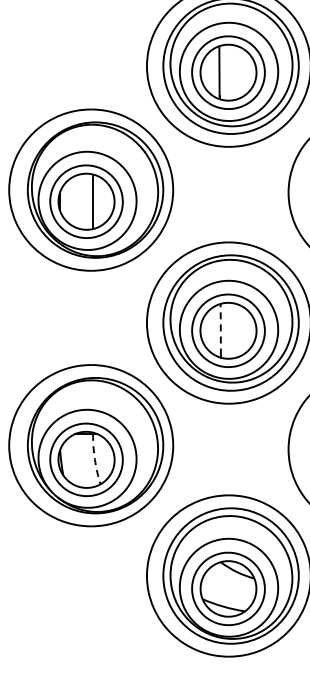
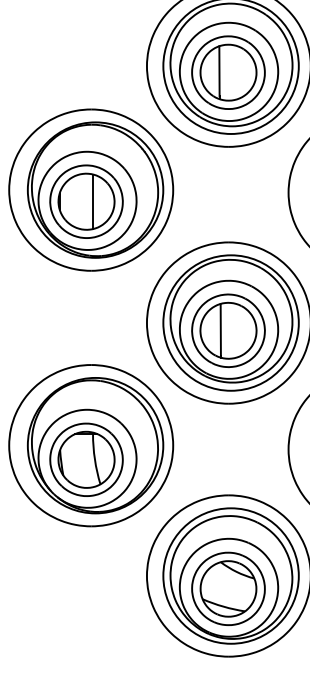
line: dashed -> solid (220, 329)
arc: dashed -> solid (94, 459)
